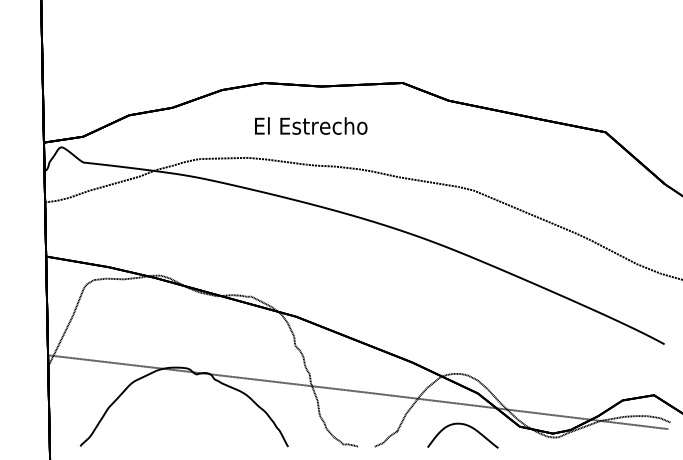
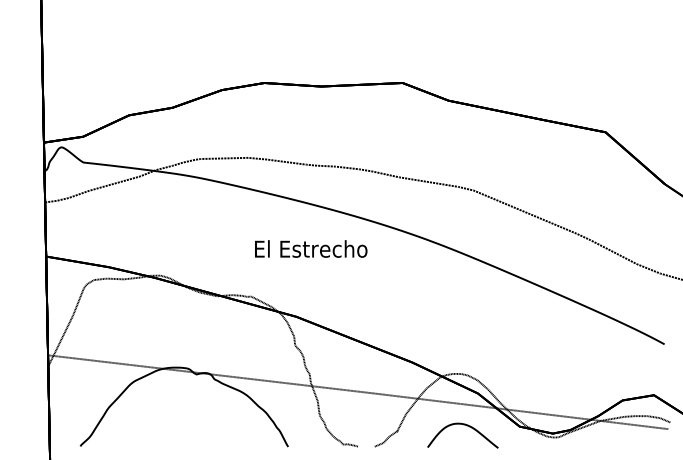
text position: (311, 125) -> (311, 248) (311, 248)
